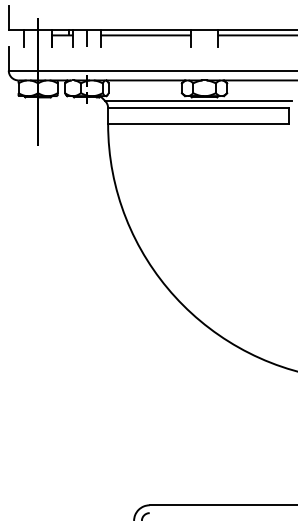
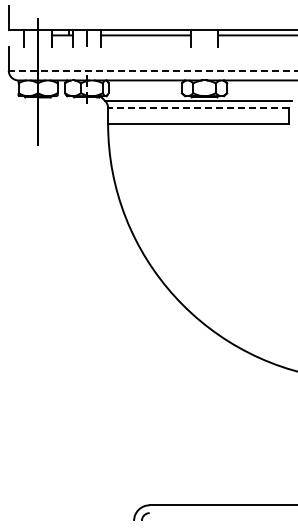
line: solid -> dashed (152, 70)
line: solid -> dashed (198, 108)
